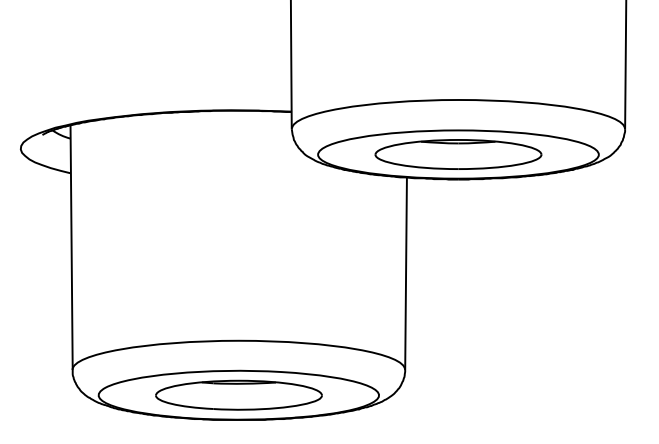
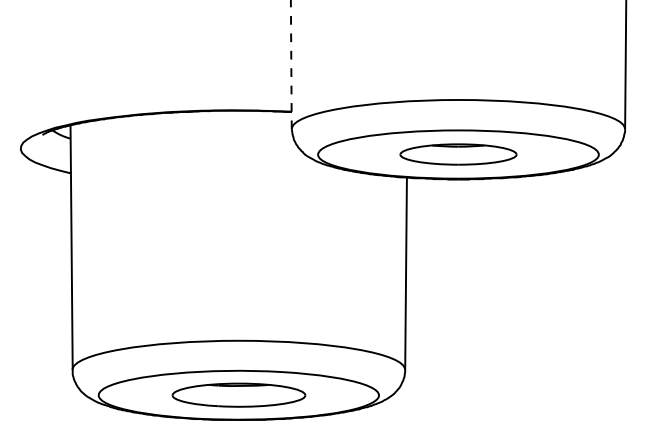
line: solid -> dashed (291, 64)
part size: 169x31 px -> 119x23 px (458, 154)
part size: 168x32 px -> 136x26 px (238, 394)
